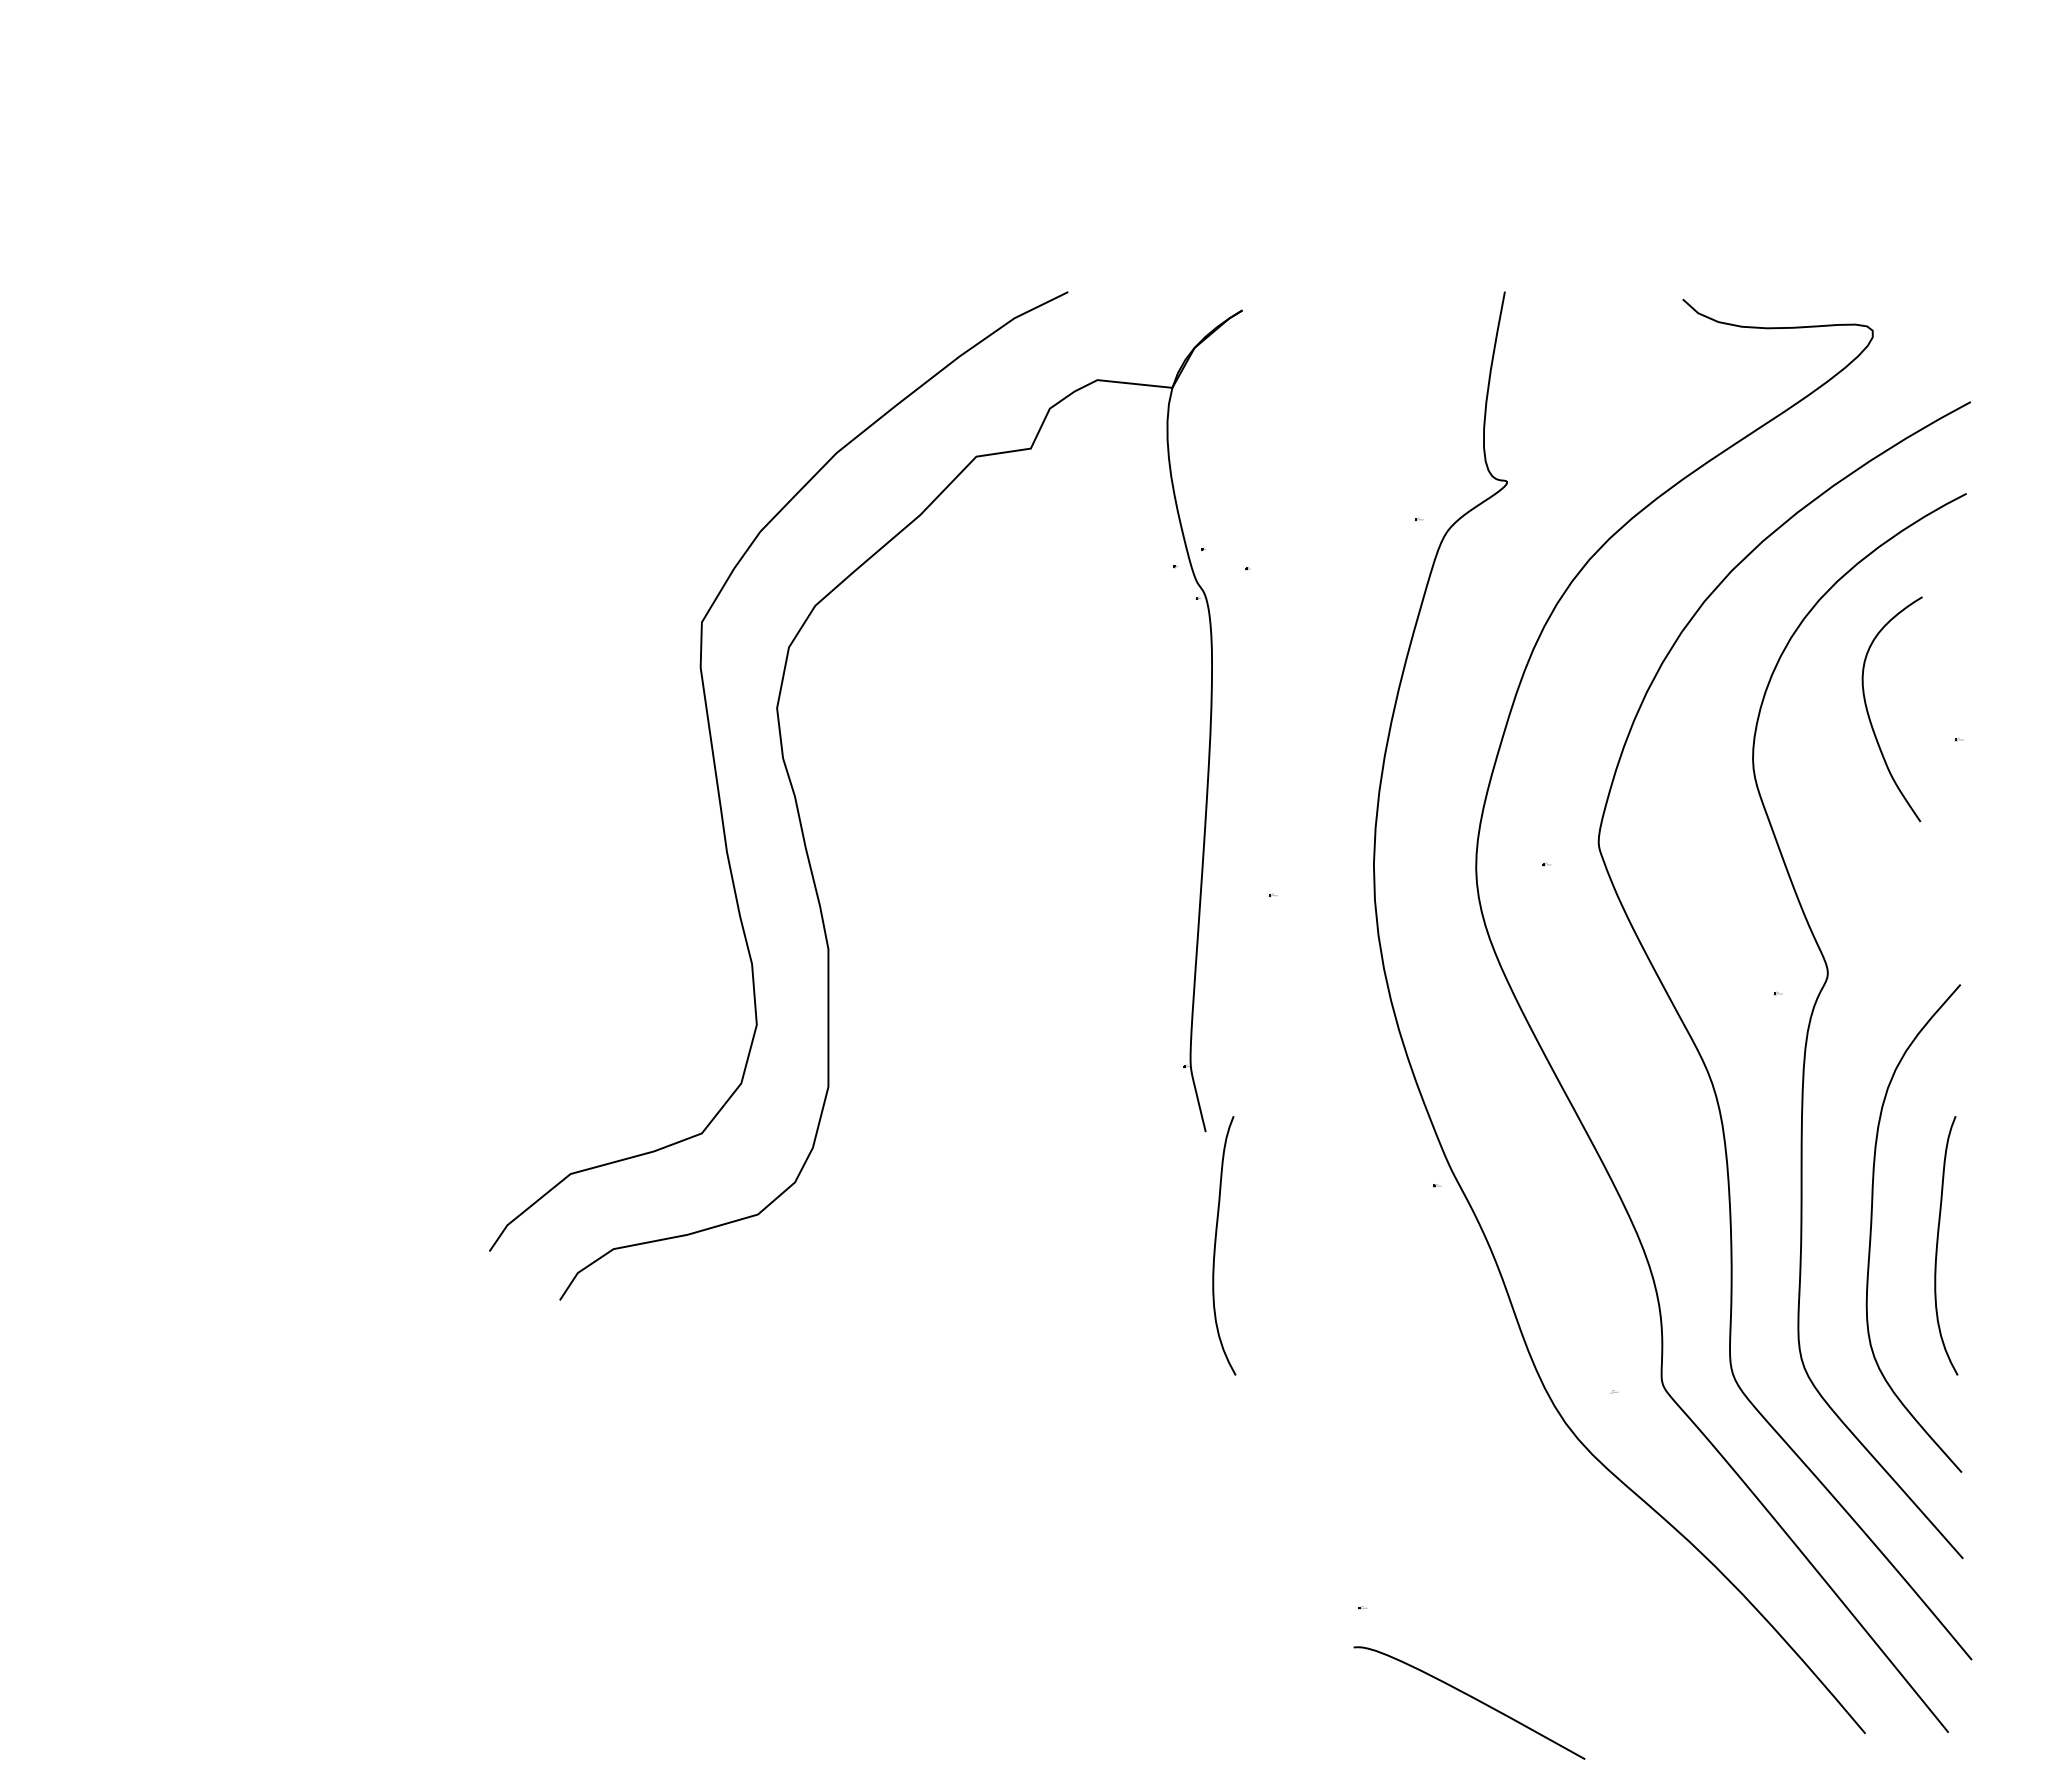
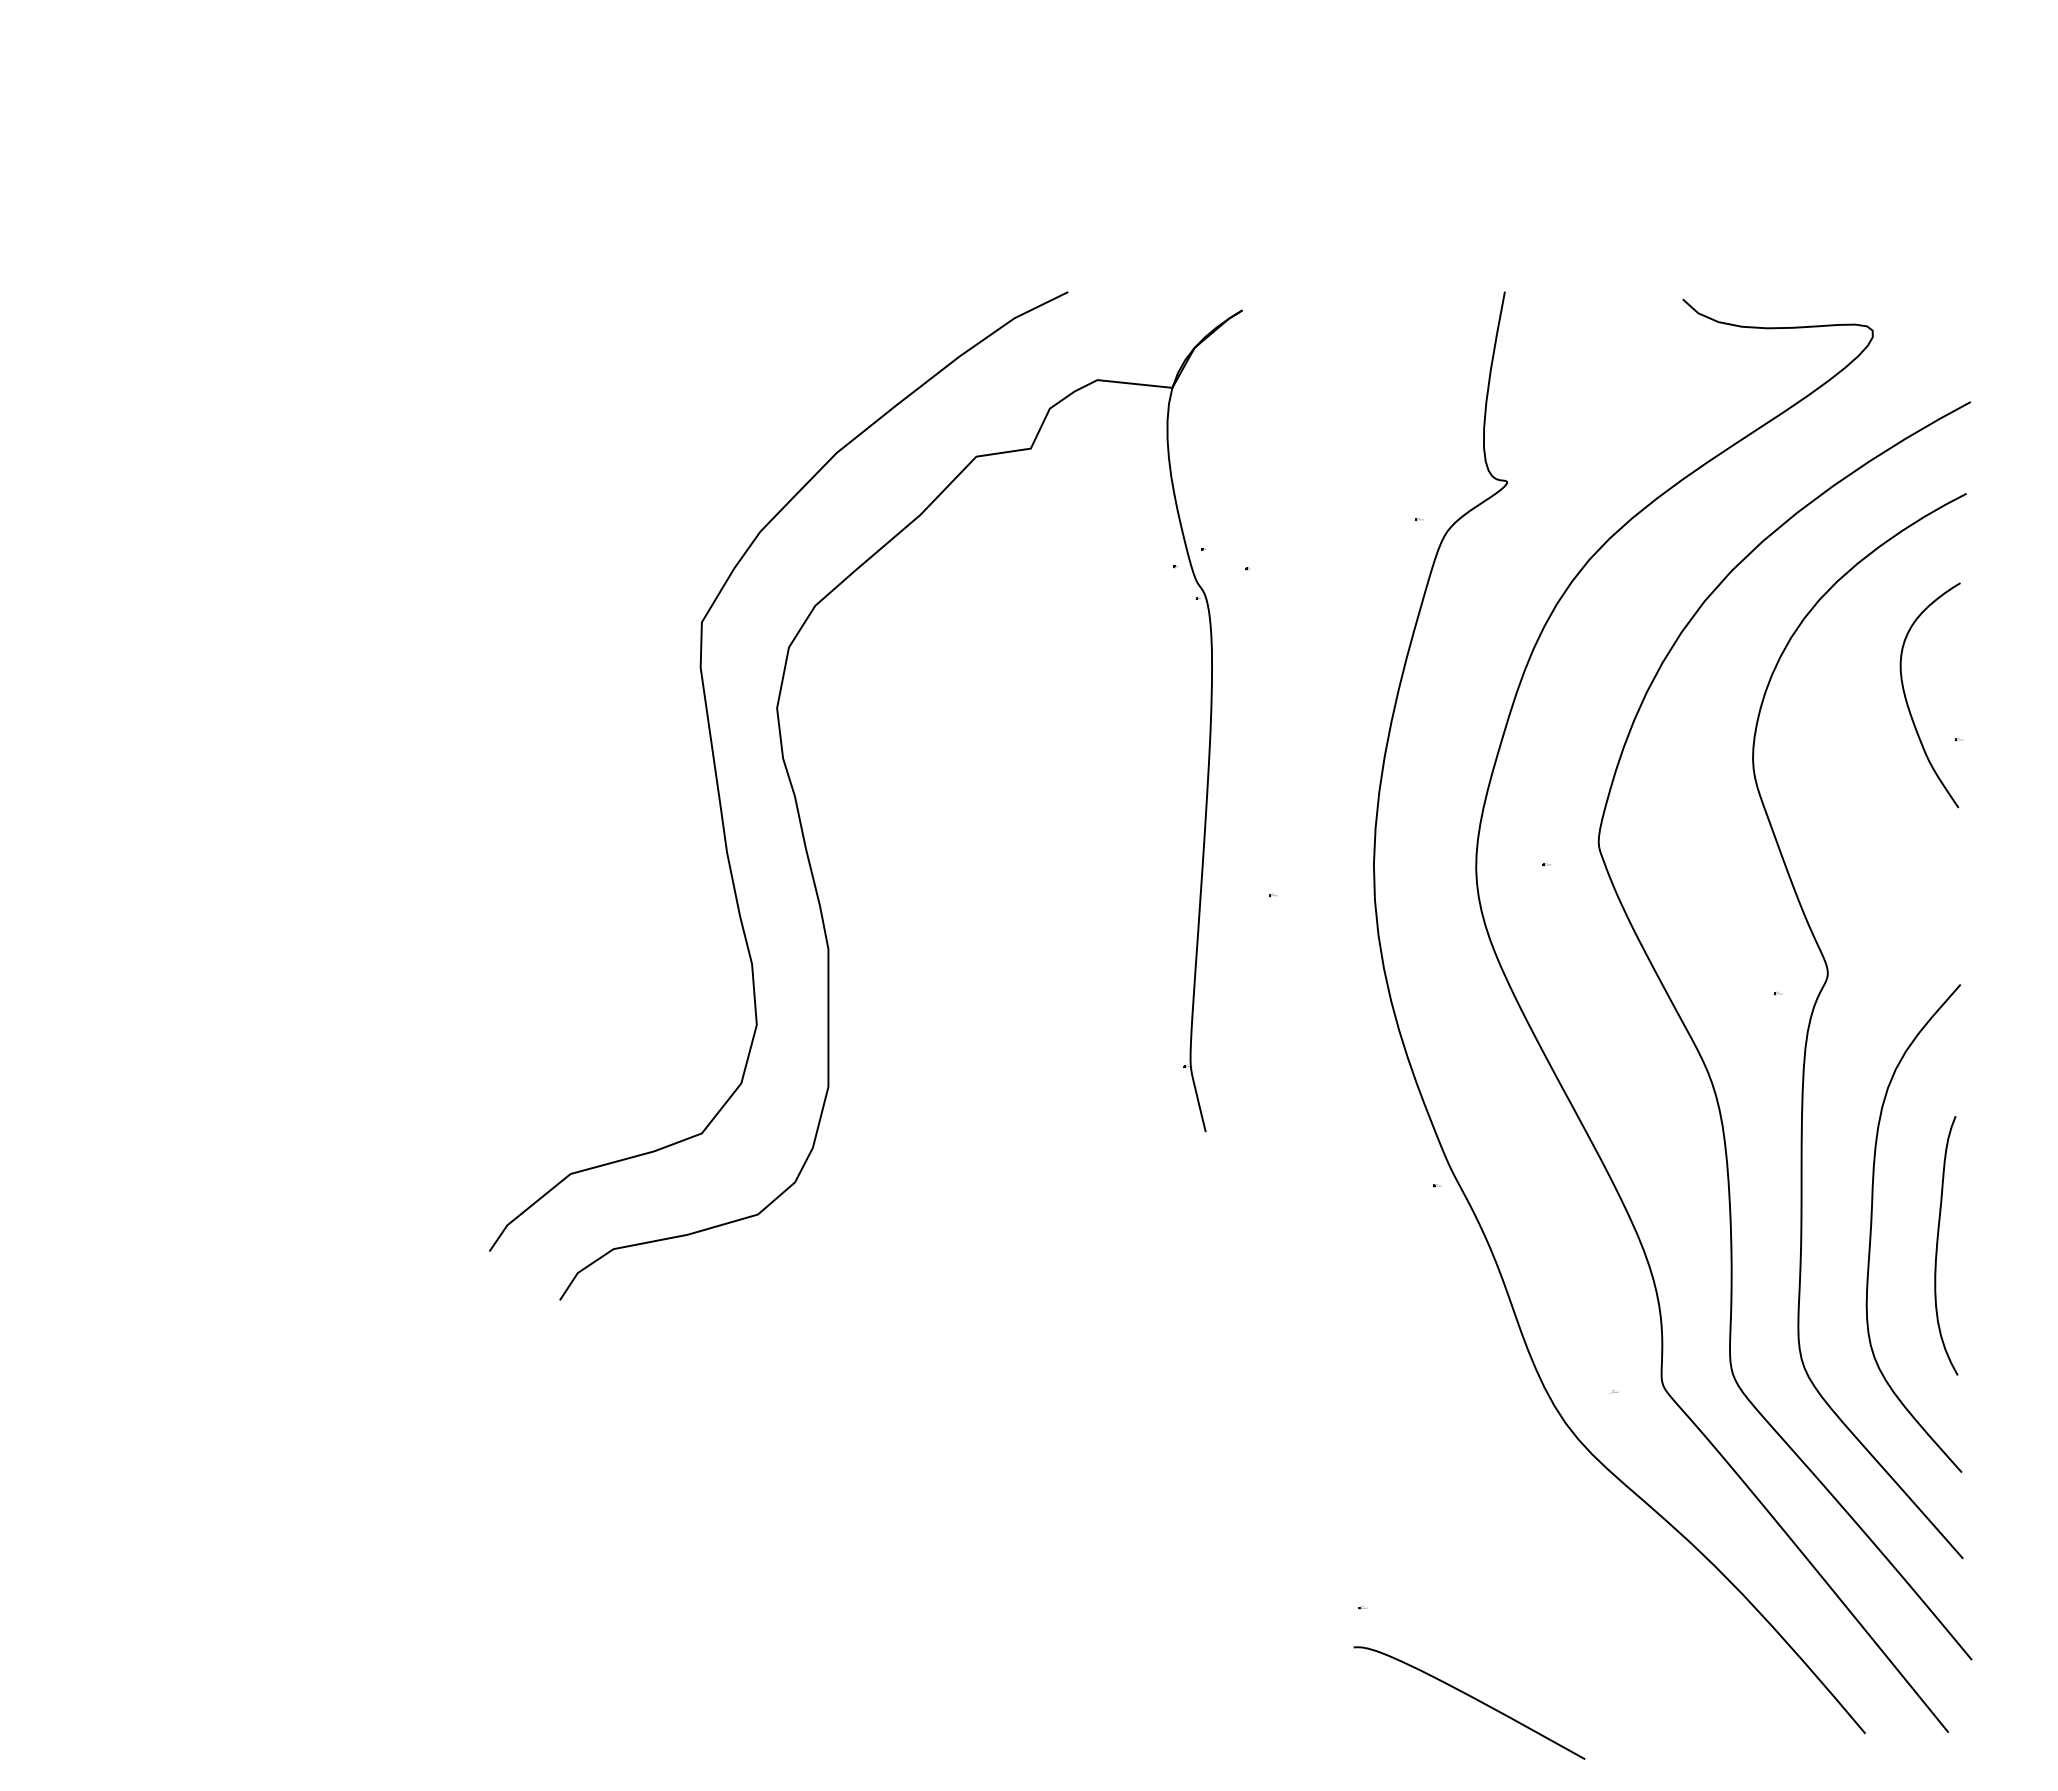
curve position: (1870, 717) -> (1908, 703) (1908, 703)
curve: present -> none (1216, 1243)
